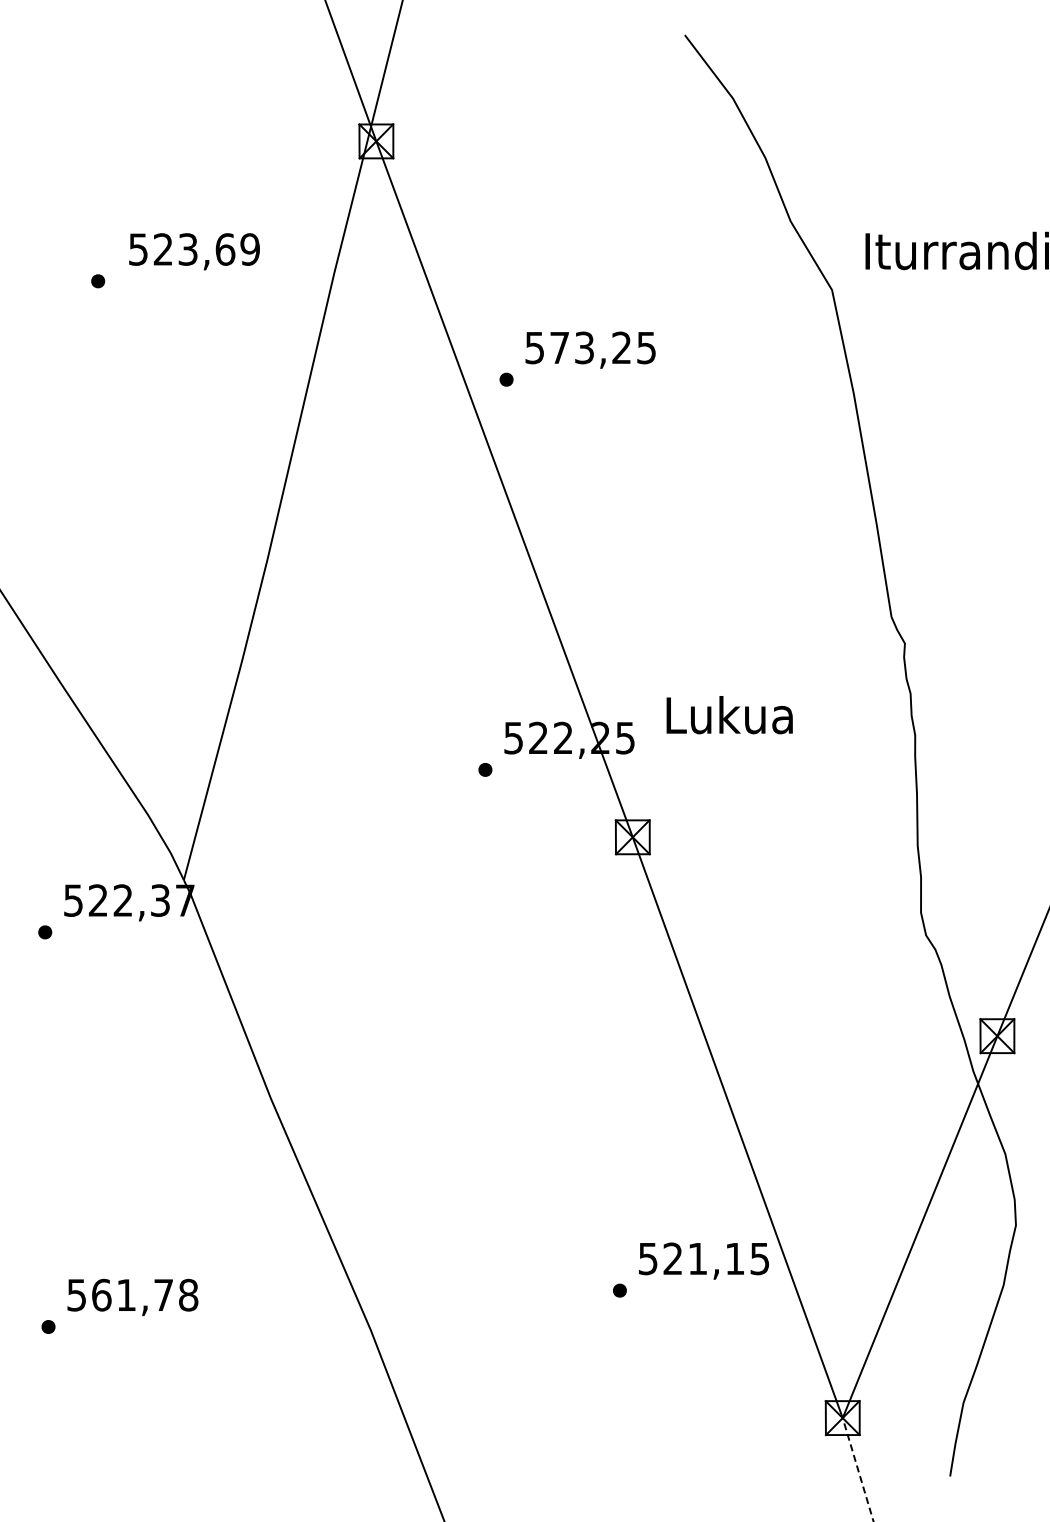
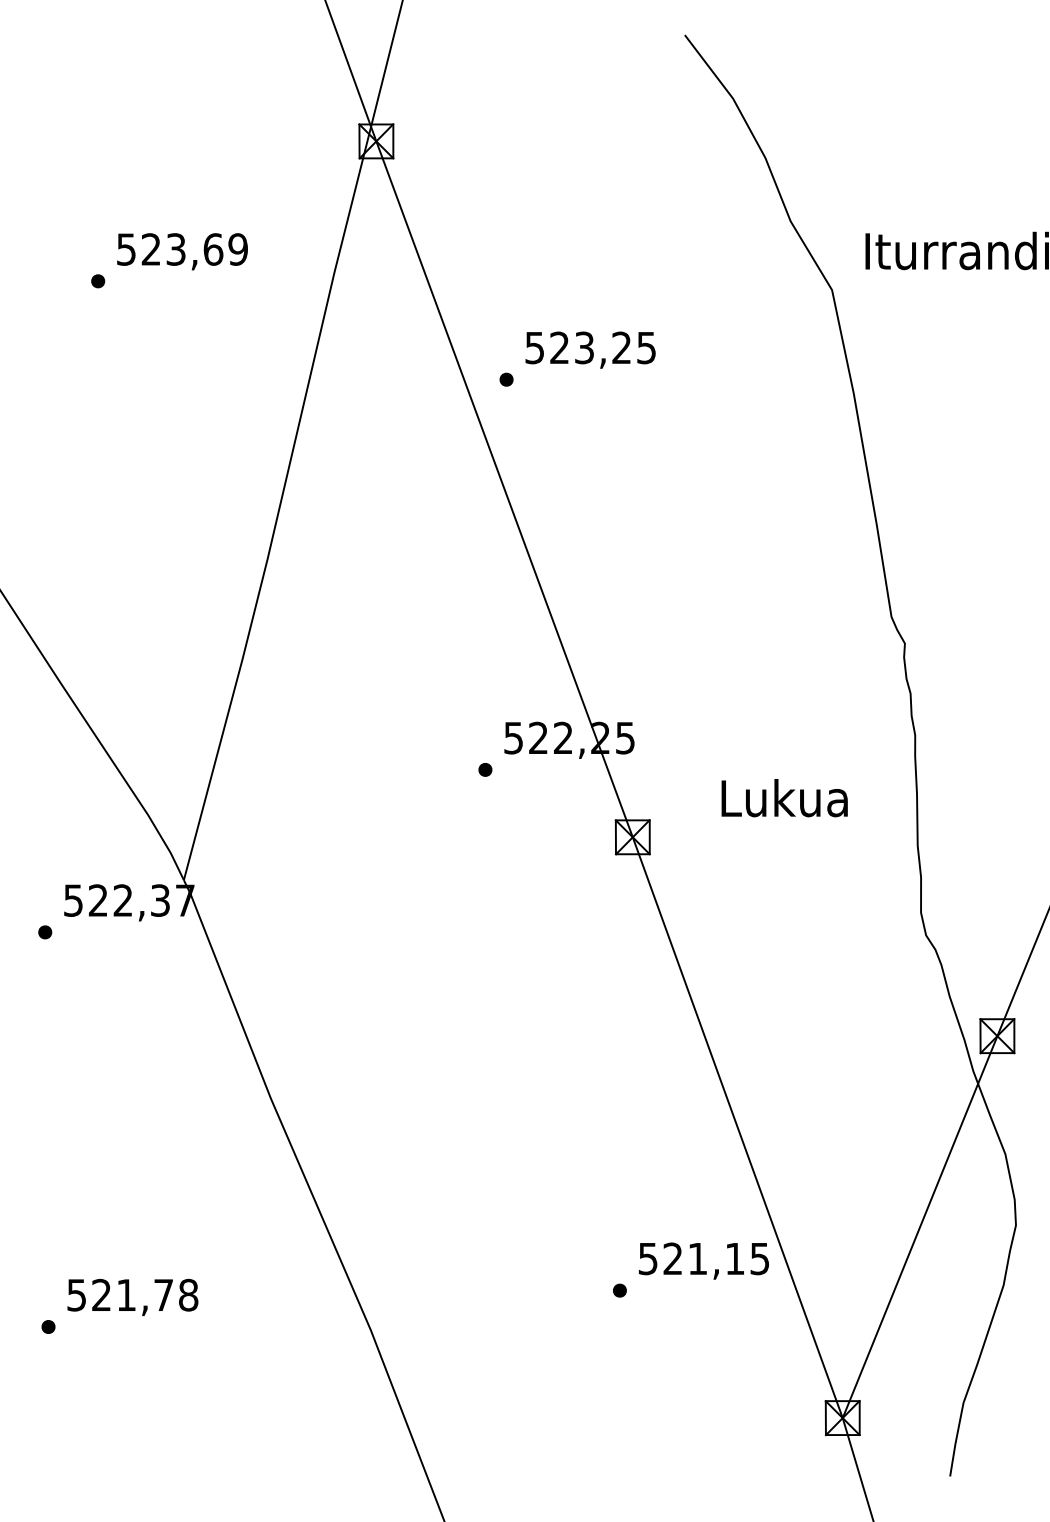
text position: (194, 251) -> (182, 251) (182, 251)
text: 573,25 -> 523,25 (559, 347)
text position: (729, 715) -> (784, 798) (784, 798)
text: 561,78 -> 521,78 (101, 1294)
line: dashed -> solid (858, 1469)
